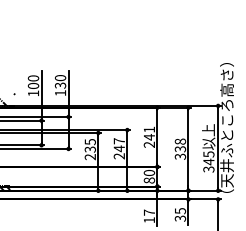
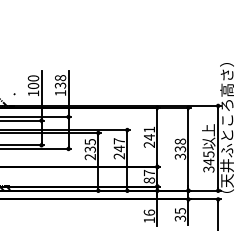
text: 130 -> 138 (60, 78)
text: 80 -> 87 (149, 172)
text: 17 -> 16 (149, 212)
